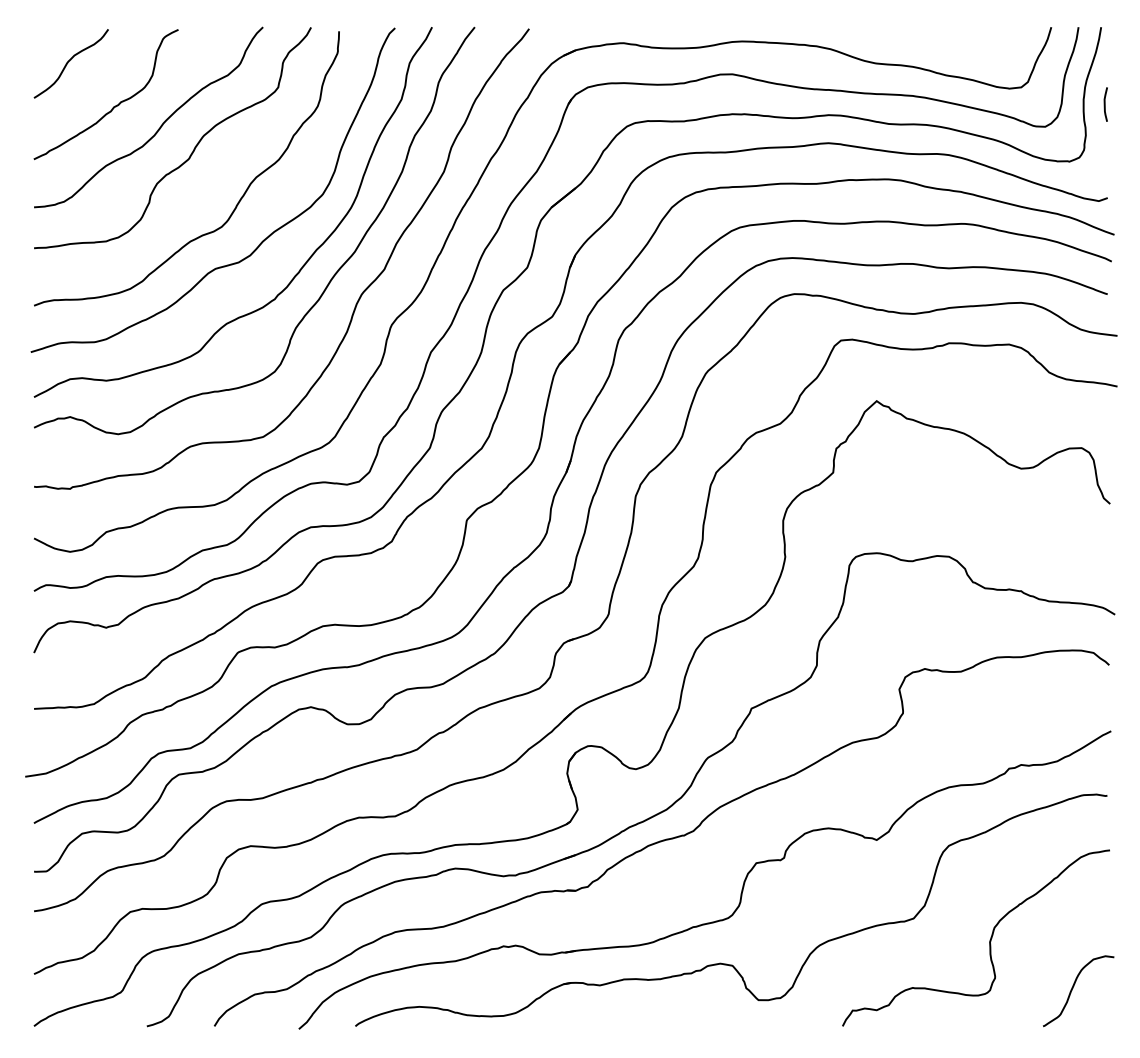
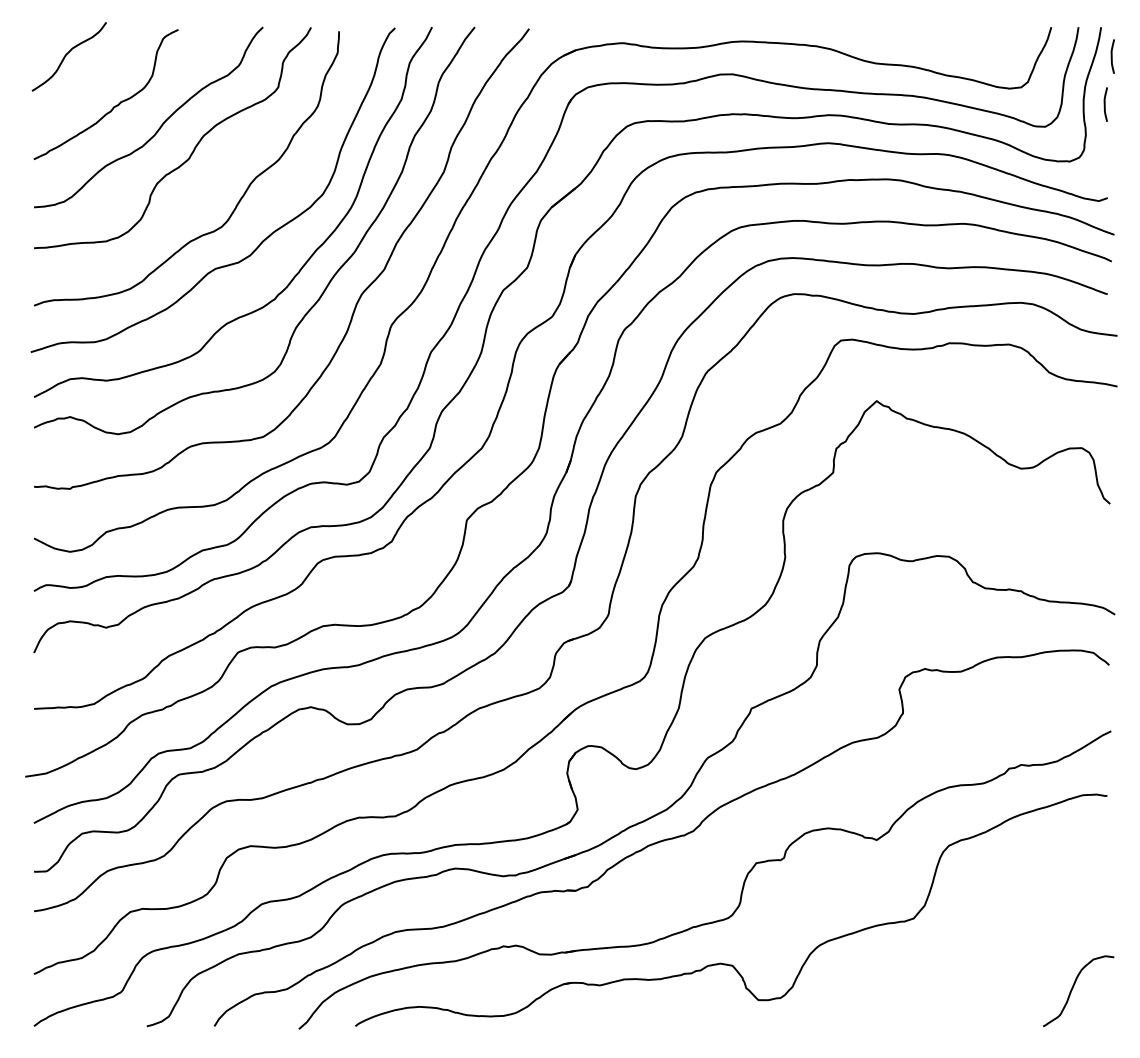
curve: none -> present (1112, 56)
curve position: (68, 63) -> (66, 56) (66, 56)
curve: present -> none (989, 940)
